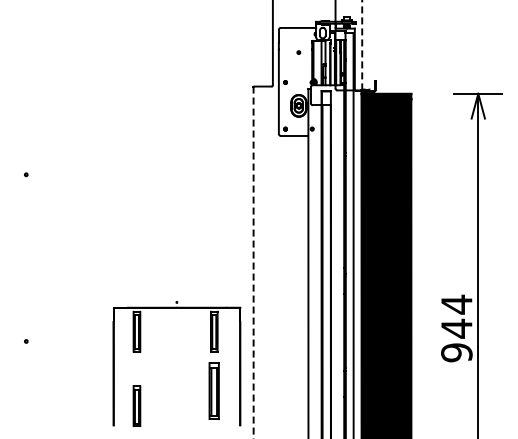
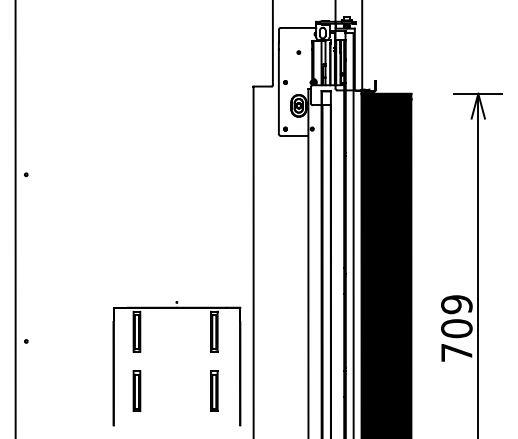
line: dashed -> solid (362, 45)
line: none -> present (15, 218)
line: dashed -> solid (253, 262)
text: 944 -> 709 (456, 328)
part size: 12x58 px -> 9x42 px (214, 390)
part position: (136, 405) -> (136, 390) (136, 390)
